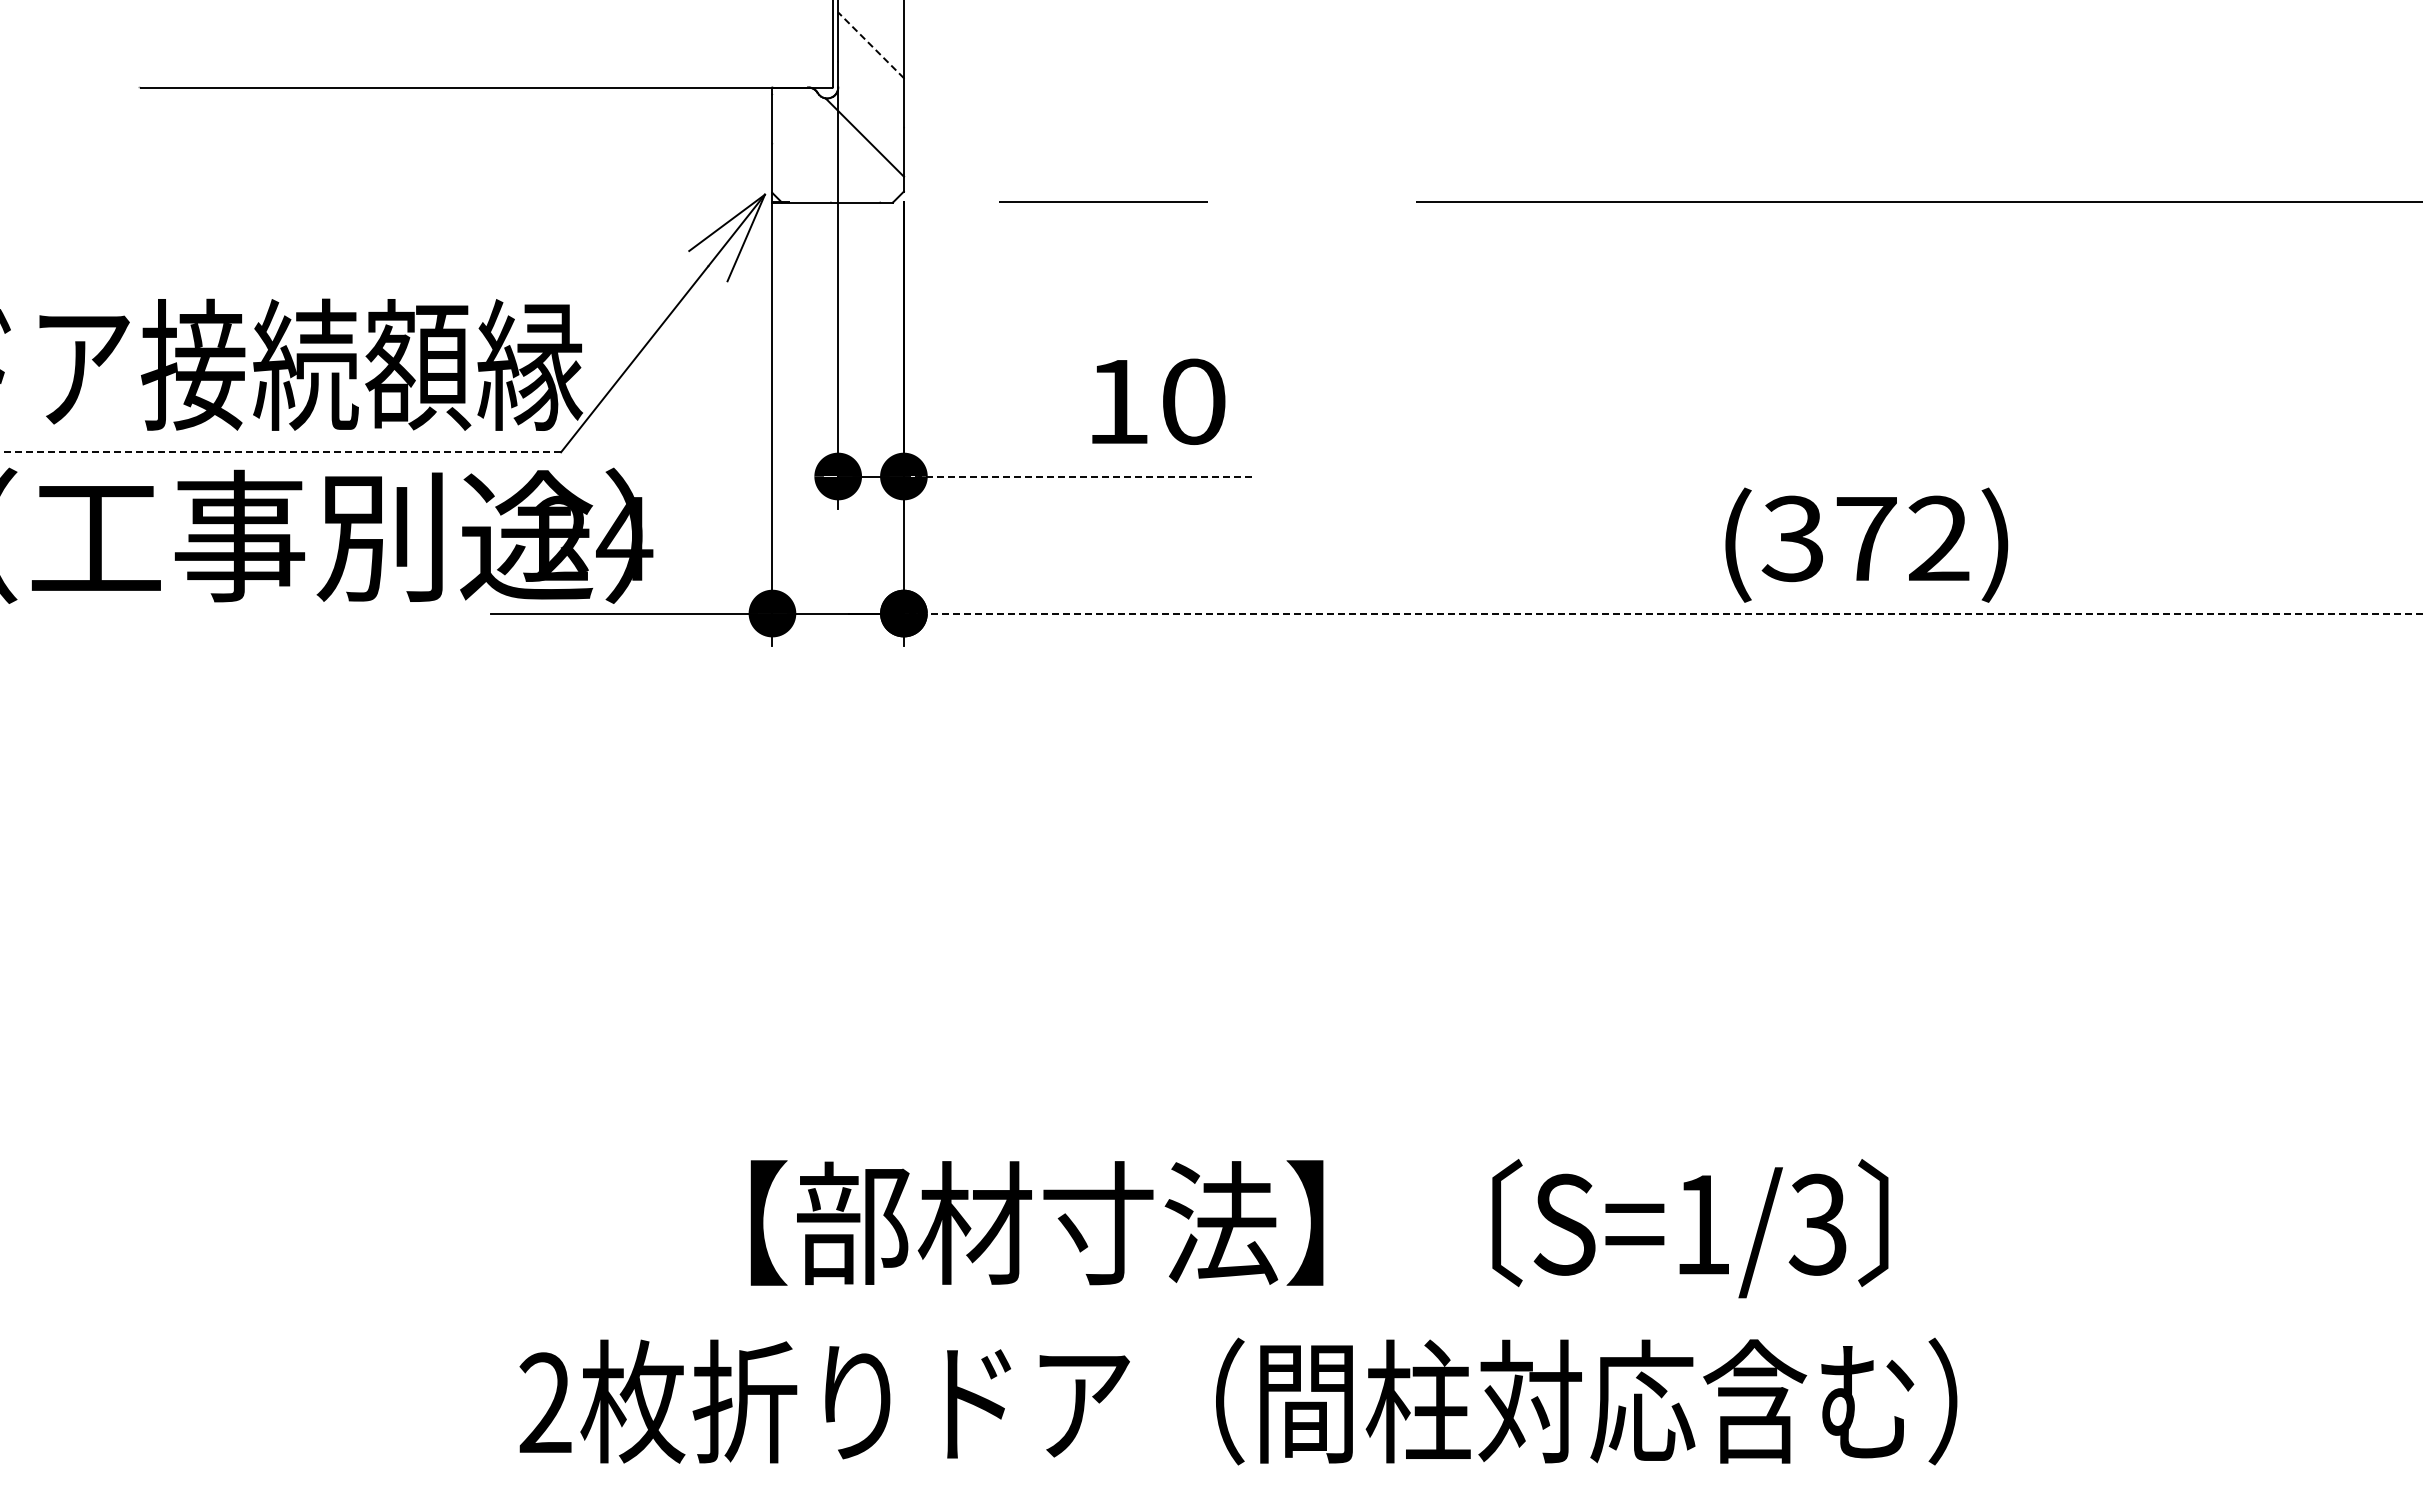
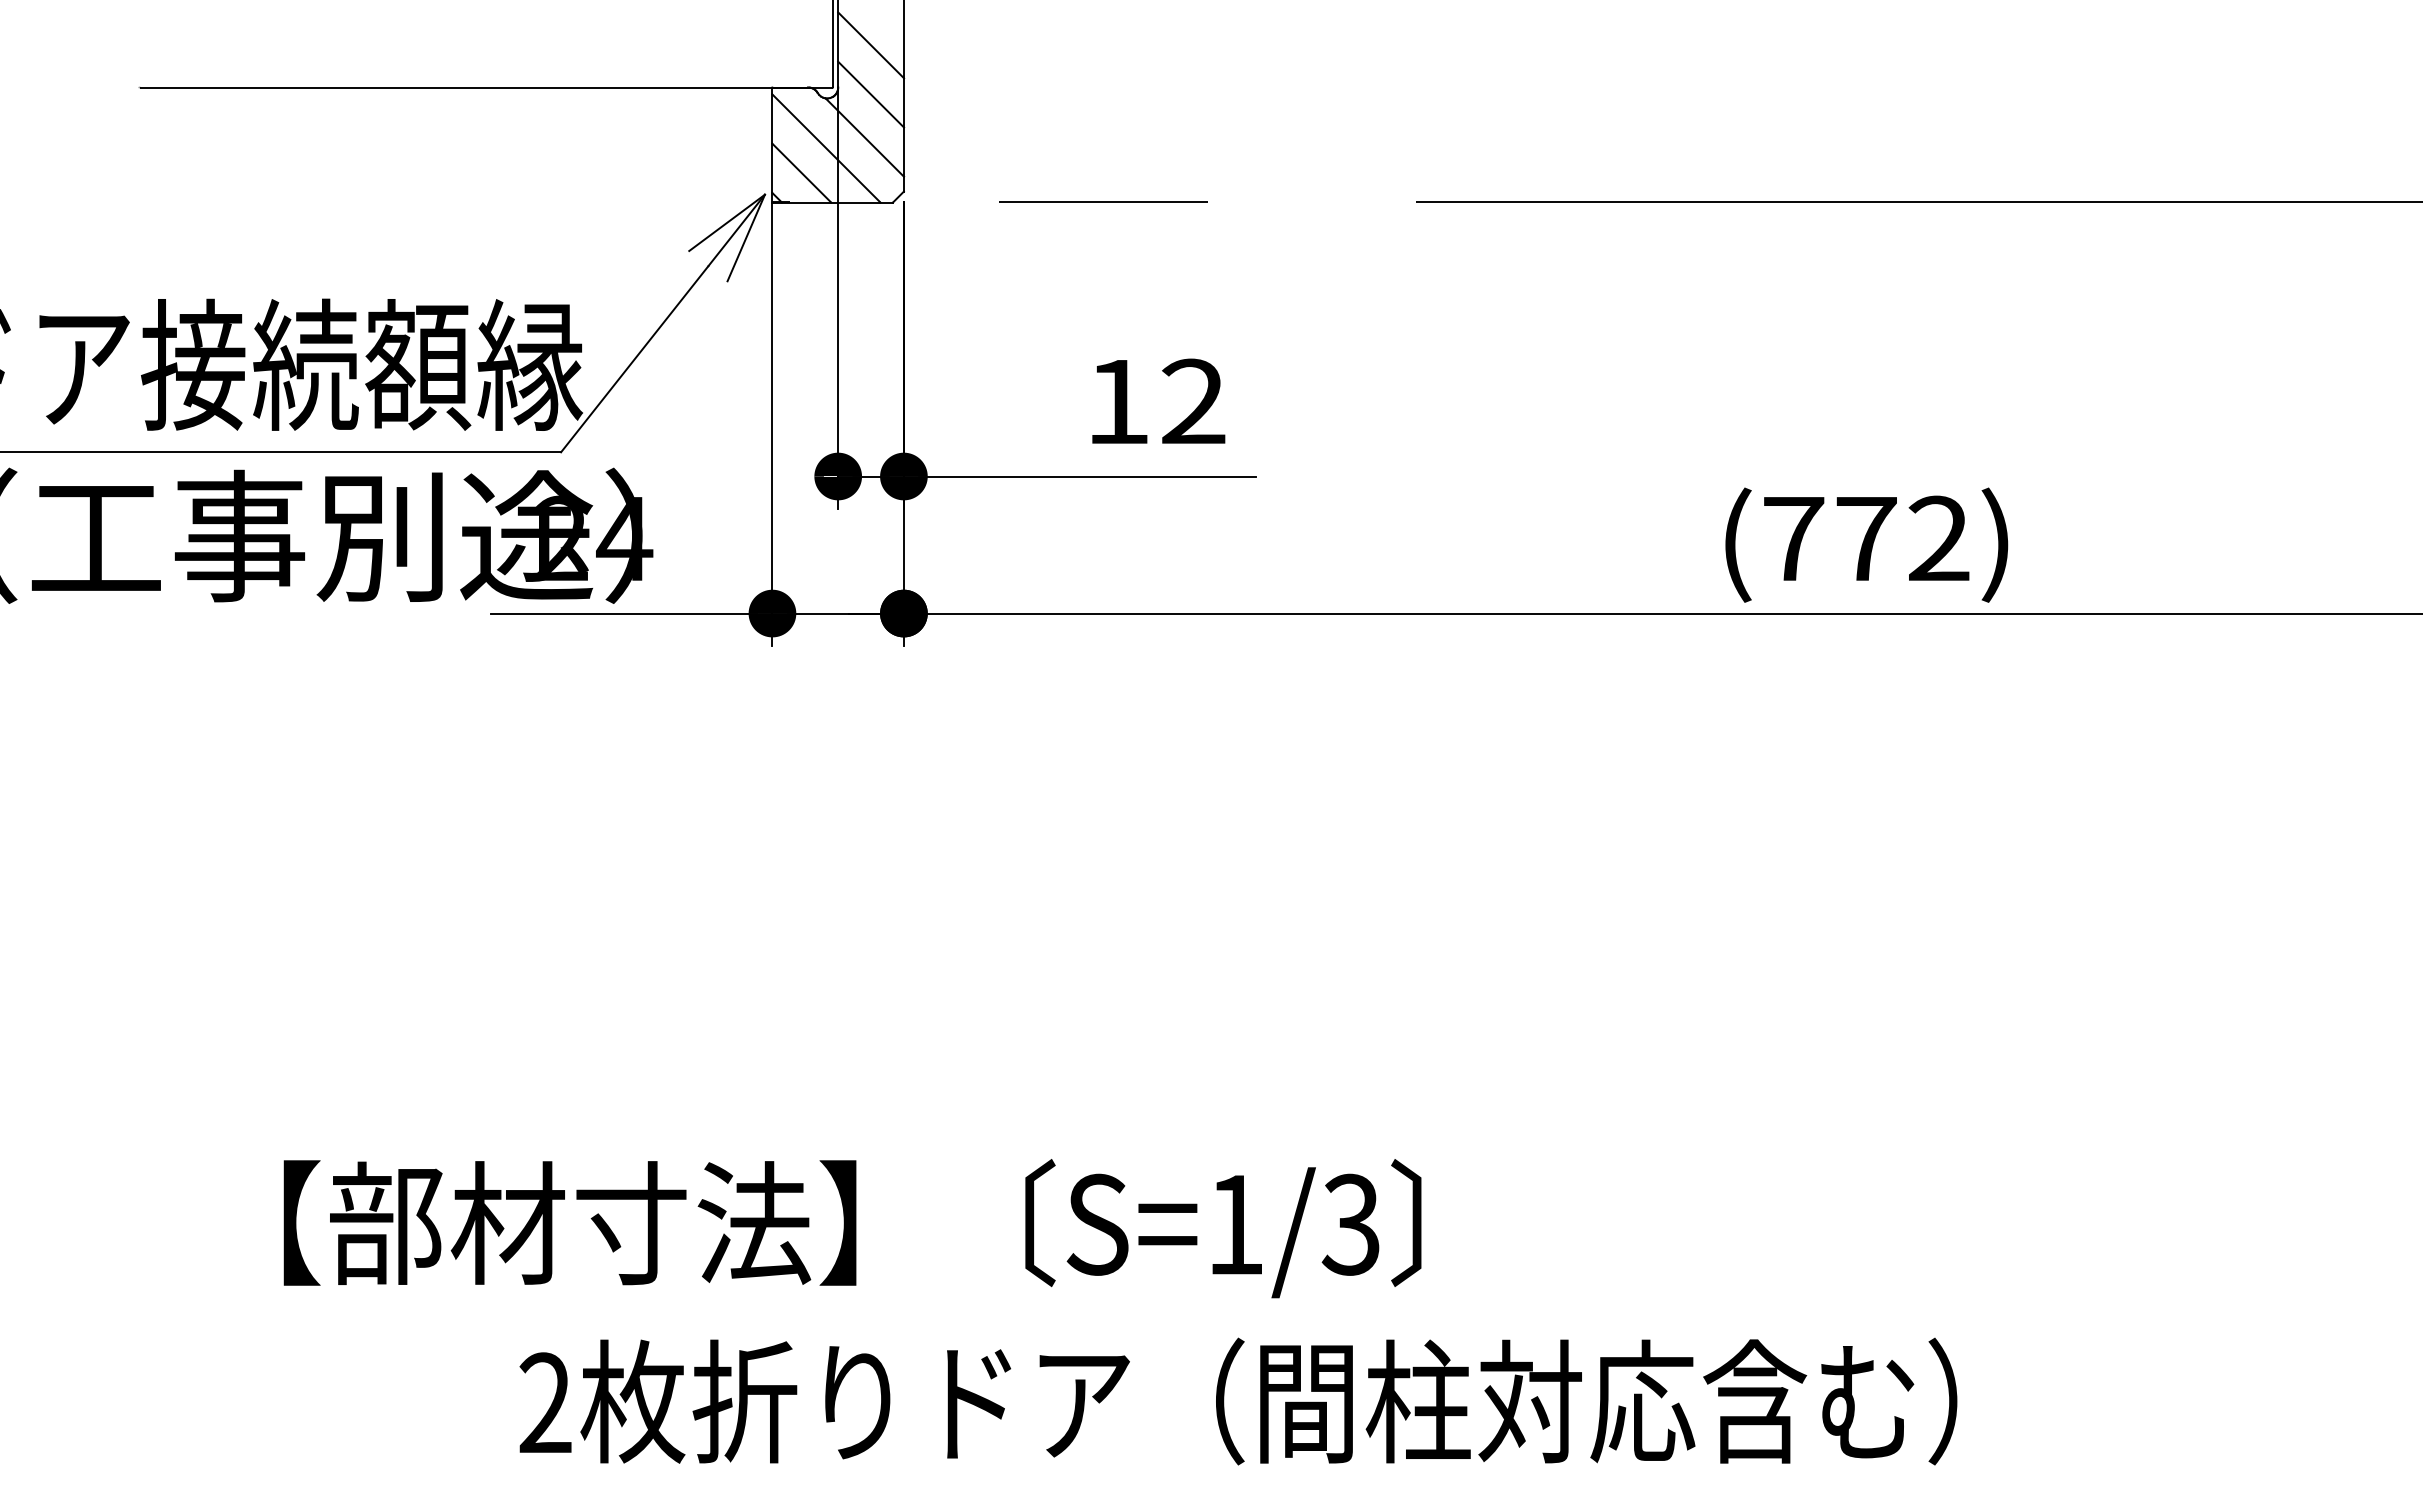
line: dashed -> solid (871, 45)
line: none -> present (871, 94)
line: none -> present (826, 148)
line: none -> present (801, 172)
text: 10 -> 12 (1193, 401)
line: dashed -> solid (280, 452)
line: dashed -> solid (1080, 476)
text: (372) -> (772) (1792, 538)
line: dashed -> solid (1662, 613)
text position: (1319, 1228) -> (852, 1228) (852, 1228)
